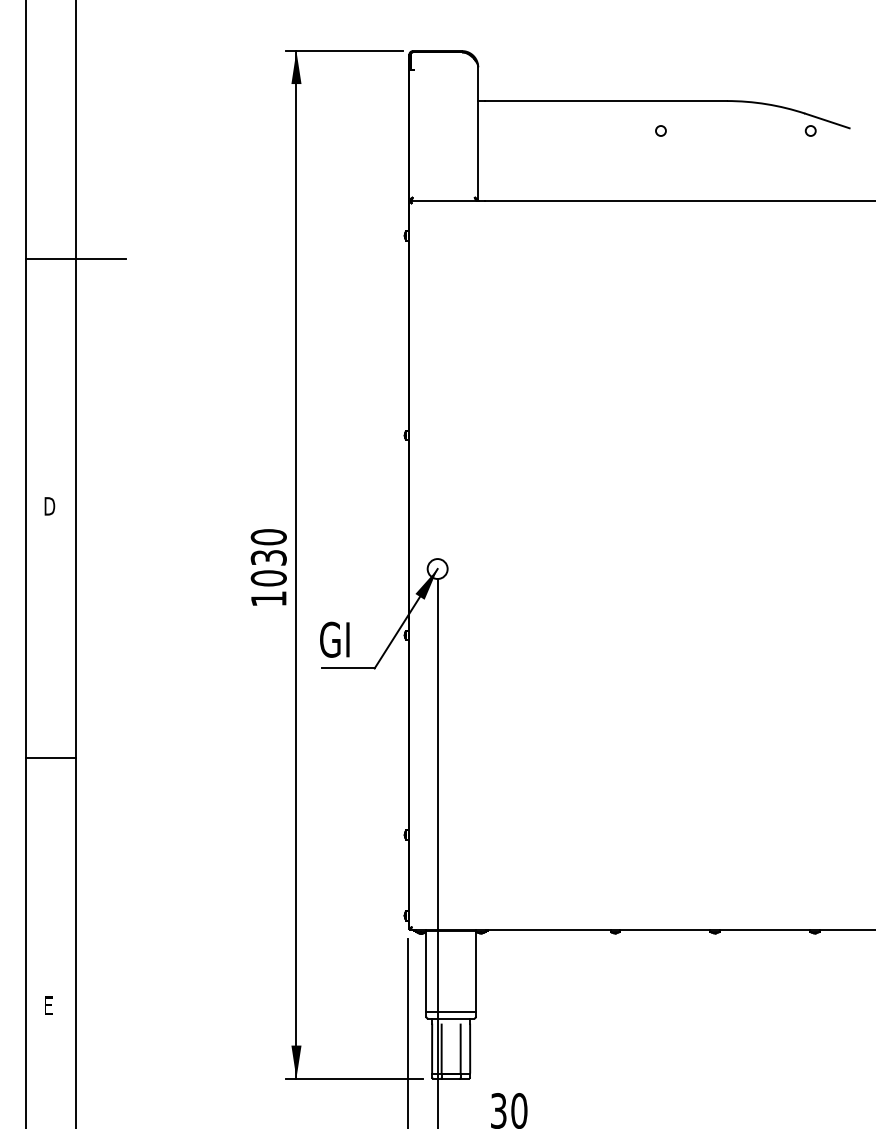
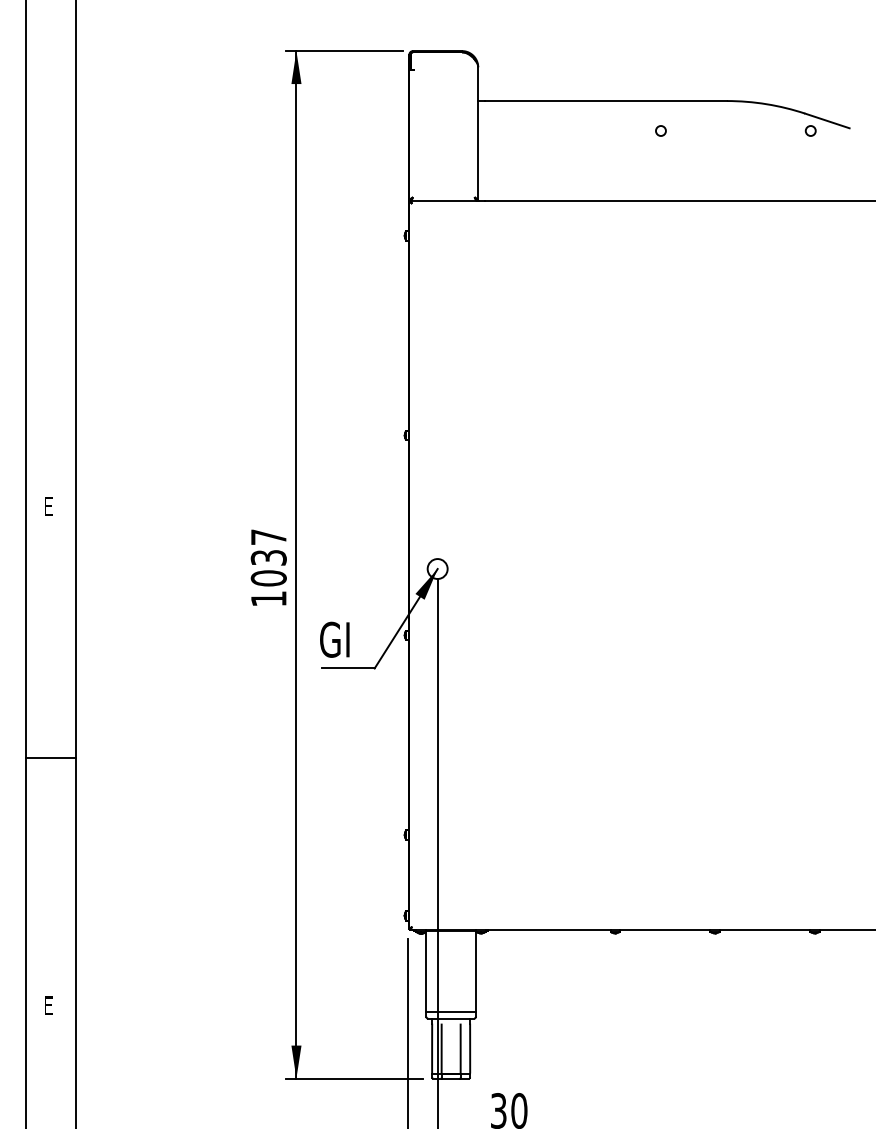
line: present -> none (76, 259)
text: D -> E (49, 506)
text: 1030 -> 1037 (268, 537)
